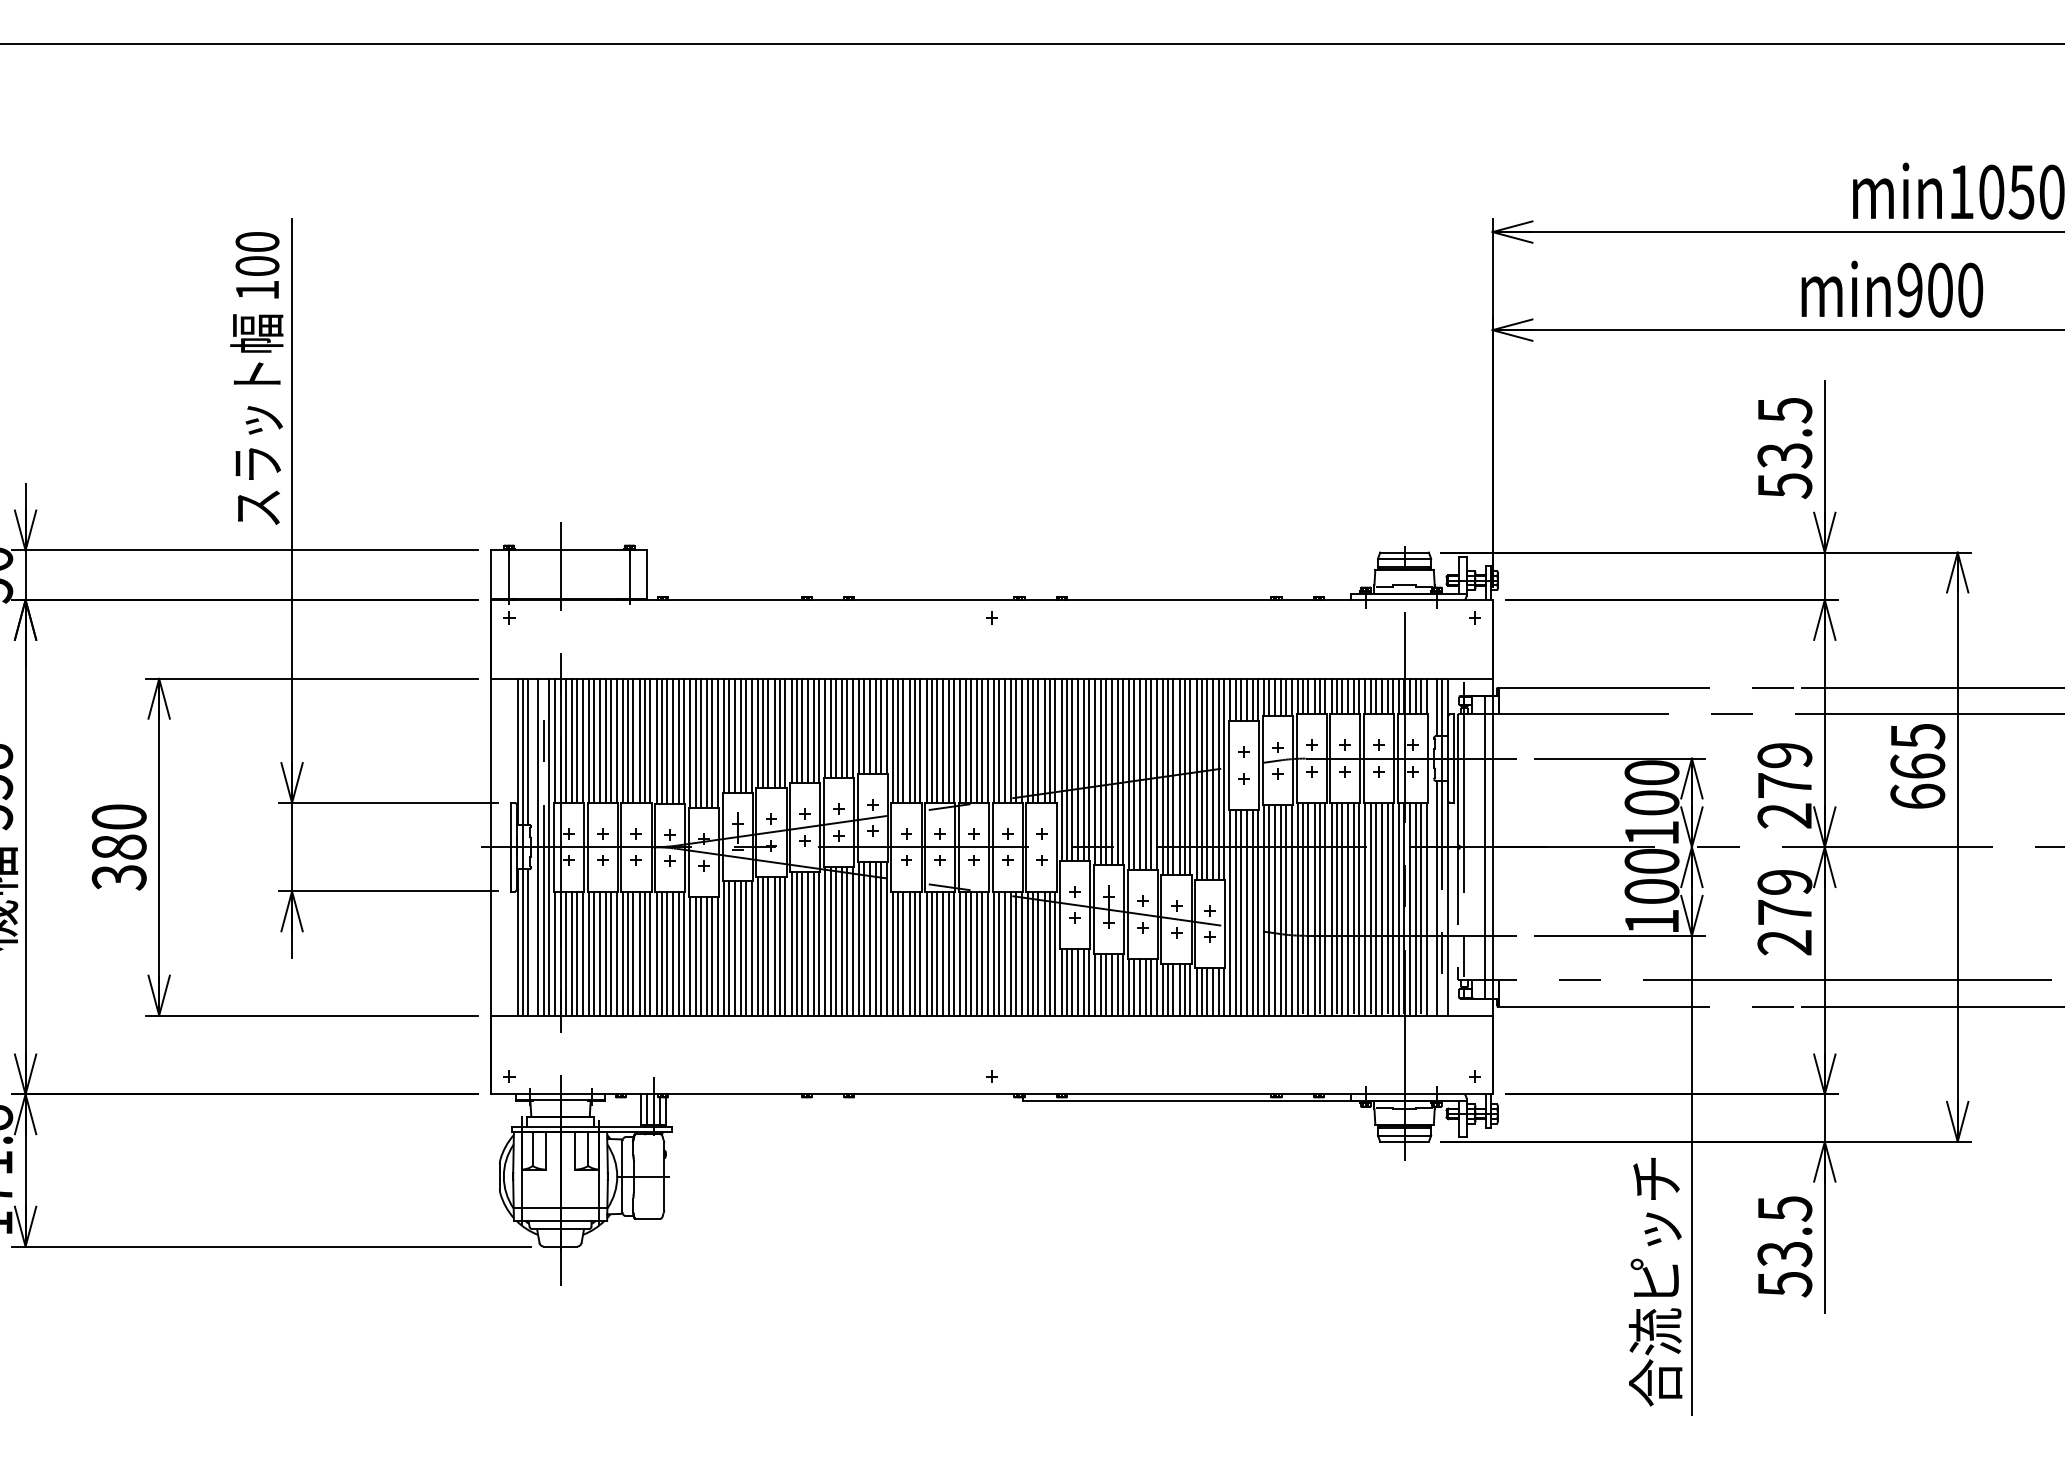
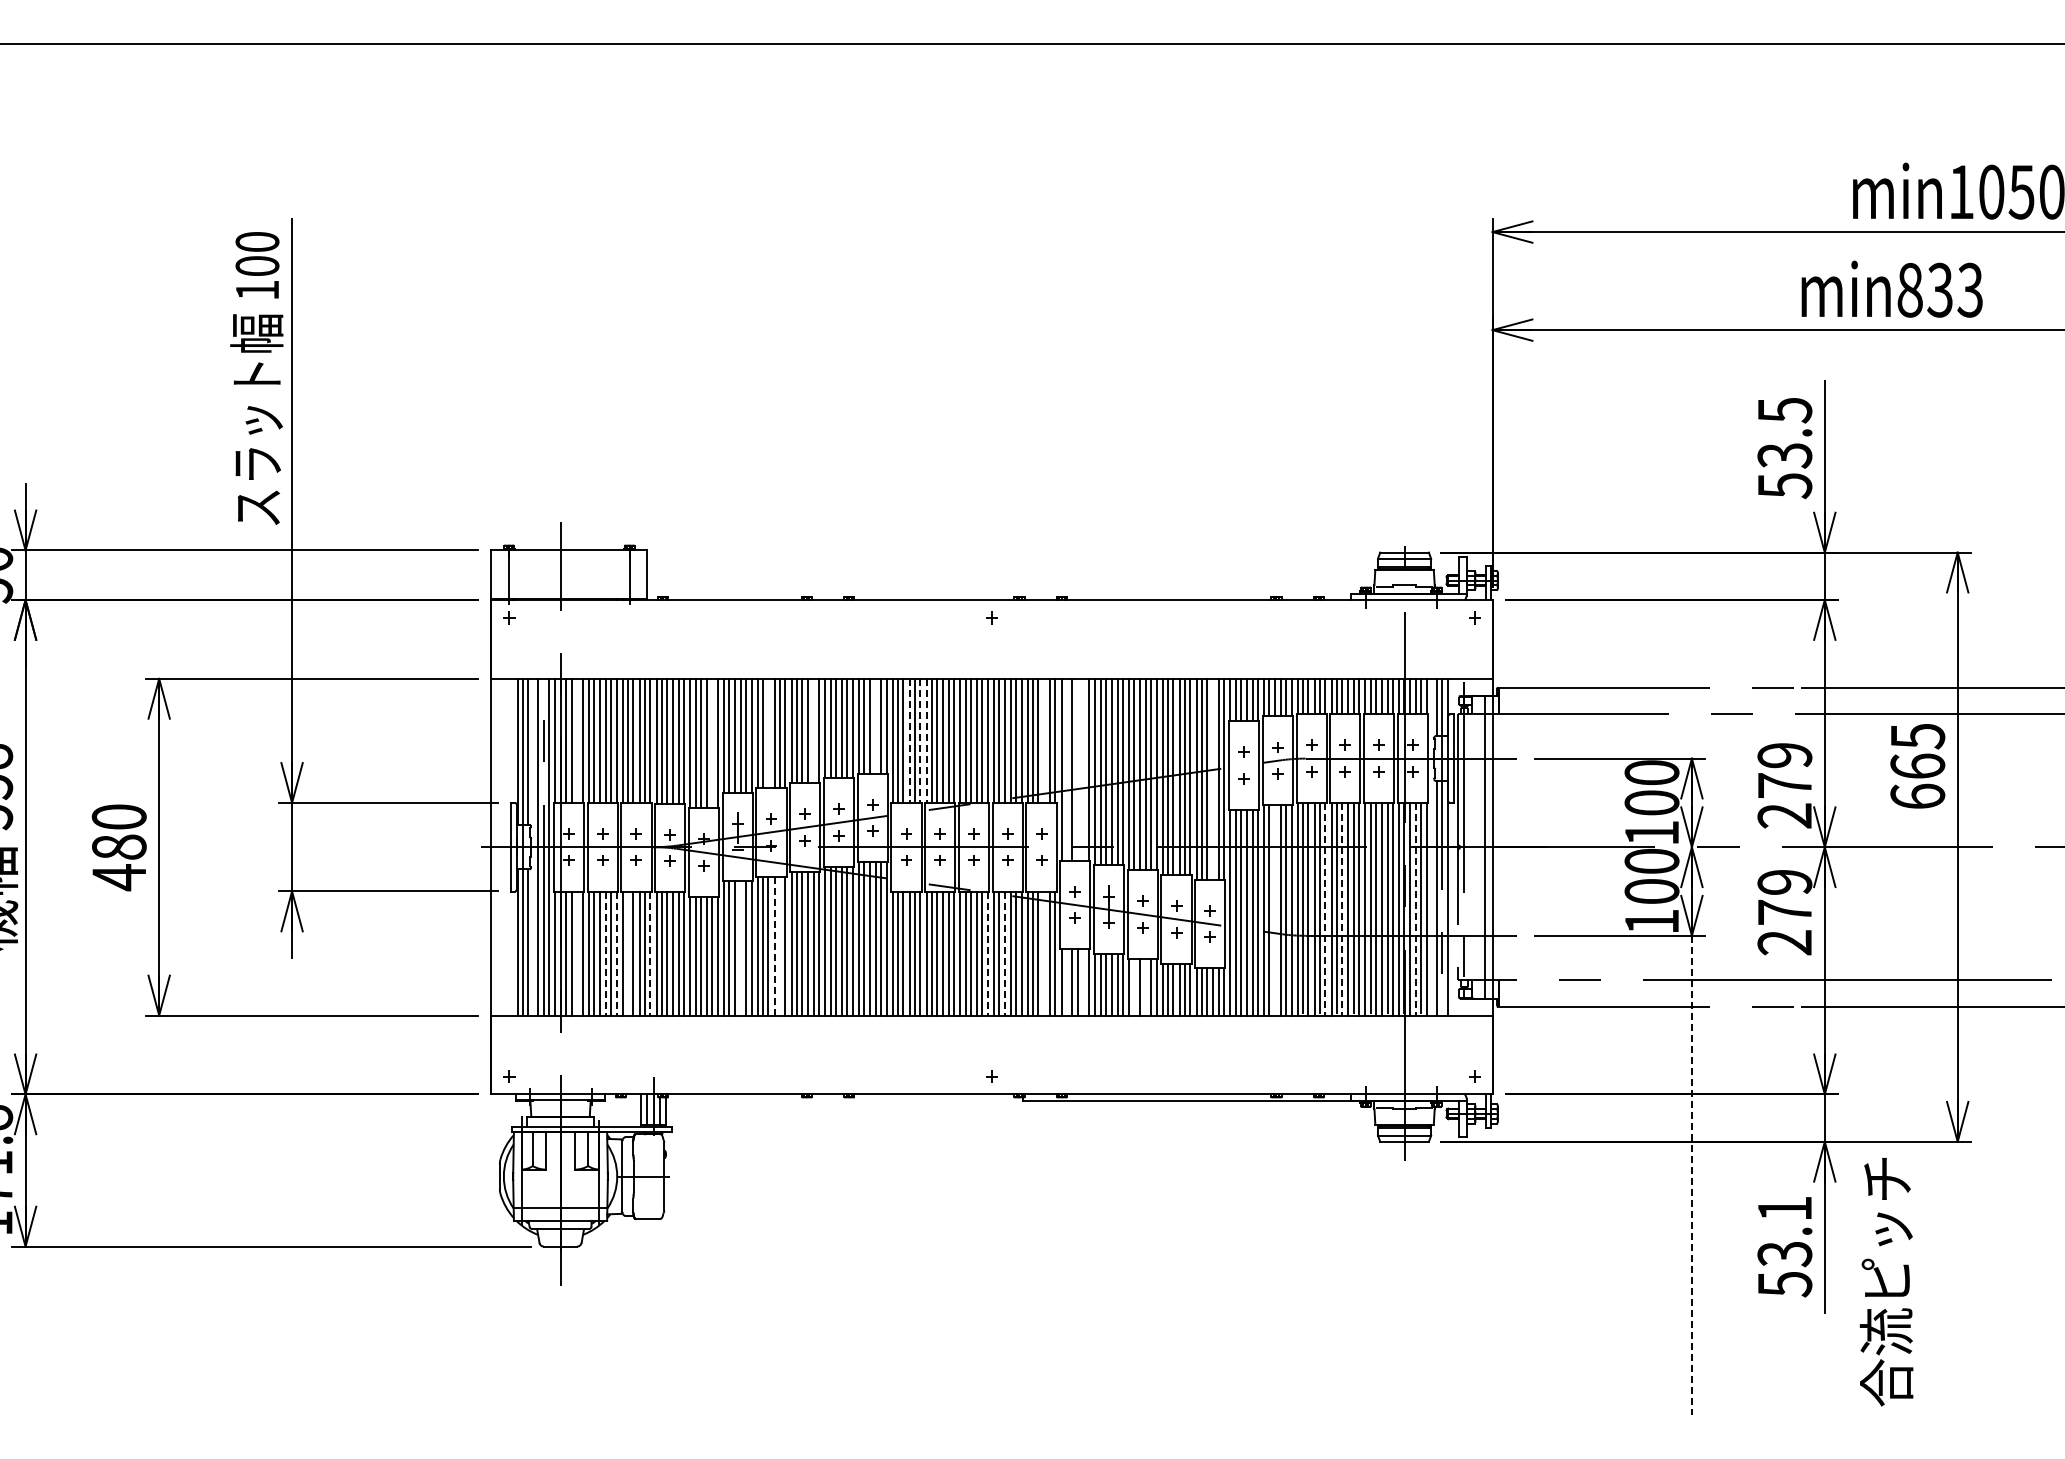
text: min900 -> min833 (1940, 289)
line: present -> none (875, 725)
line: present -> none (813, 730)
line: present -> none (768, 732)
line: present -> none (577, 740)
line: present -> none (1044, 740)
line: solid -> dashed (909, 741)
line: solid -> dashed (920, 741)
line: solid -> dashed (926, 741)
line: present -> none (712, 743)
line: present -> none (1066, 769)
line: present -> none (1078, 769)
line: present -> none (1083, 769)
line: present -> none (1213, 778)
text: 380 -> 480 (118, 877)
line: solid -> dashed (1325, 909)
line: solid -> dashed (1342, 909)
line: solid -> dashed (1415, 909)
line: present -> none (1274, 910)
line: present -> none (779, 945)
line: solid -> dashed (774, 946)
line: present -> none (740, 948)
line: present -> none (577, 953)
line: present -> none (628, 953)
line: present -> none (1044, 953)
line: solid -> dashed (605, 954)
line: solid -> dashed (616, 954)
line: solid -> dashed (650, 954)
line: solid -> dashed (987, 954)
line: solid -> dashed (1004, 954)
line: present -> none (1066, 982)
line: present -> none (1083, 982)
line: present -> none (1134, 986)
line: present -> none (1145, 986)
line: solid -> dashed (1691, 1175)
text: 53.5 -> 53.1 (1785, 1209)
text position: (1655, 1282) -> (1886, 1282) (1886, 1282)
